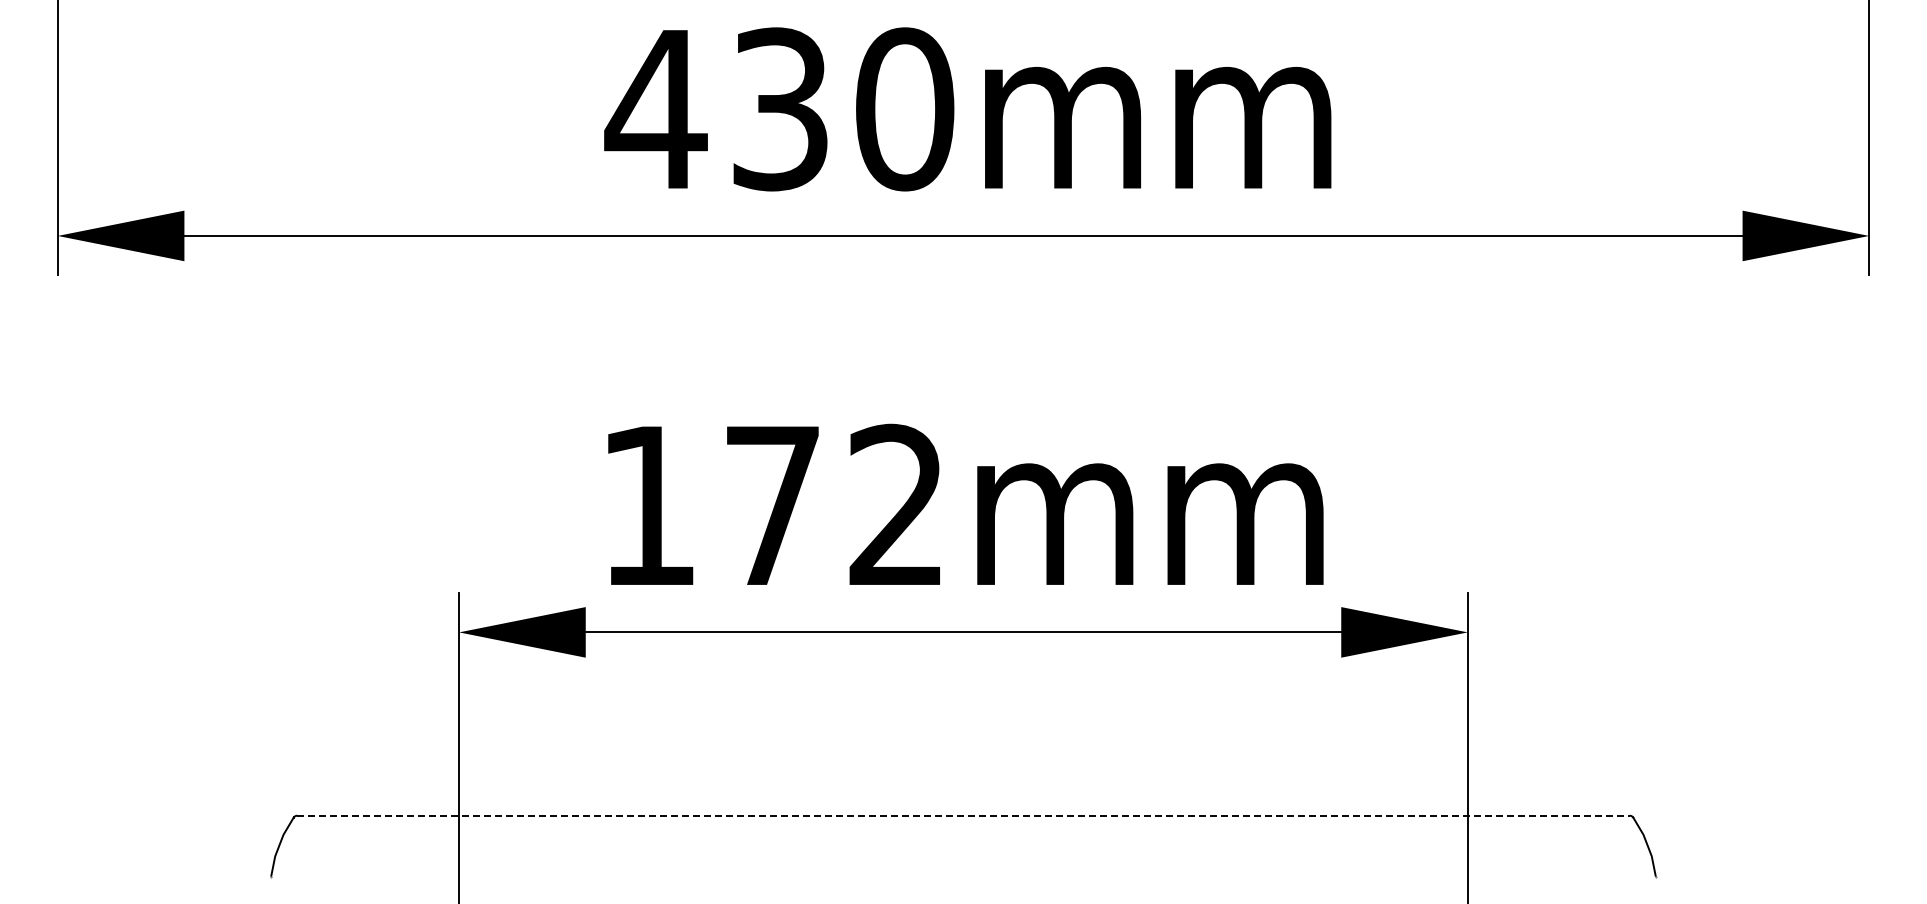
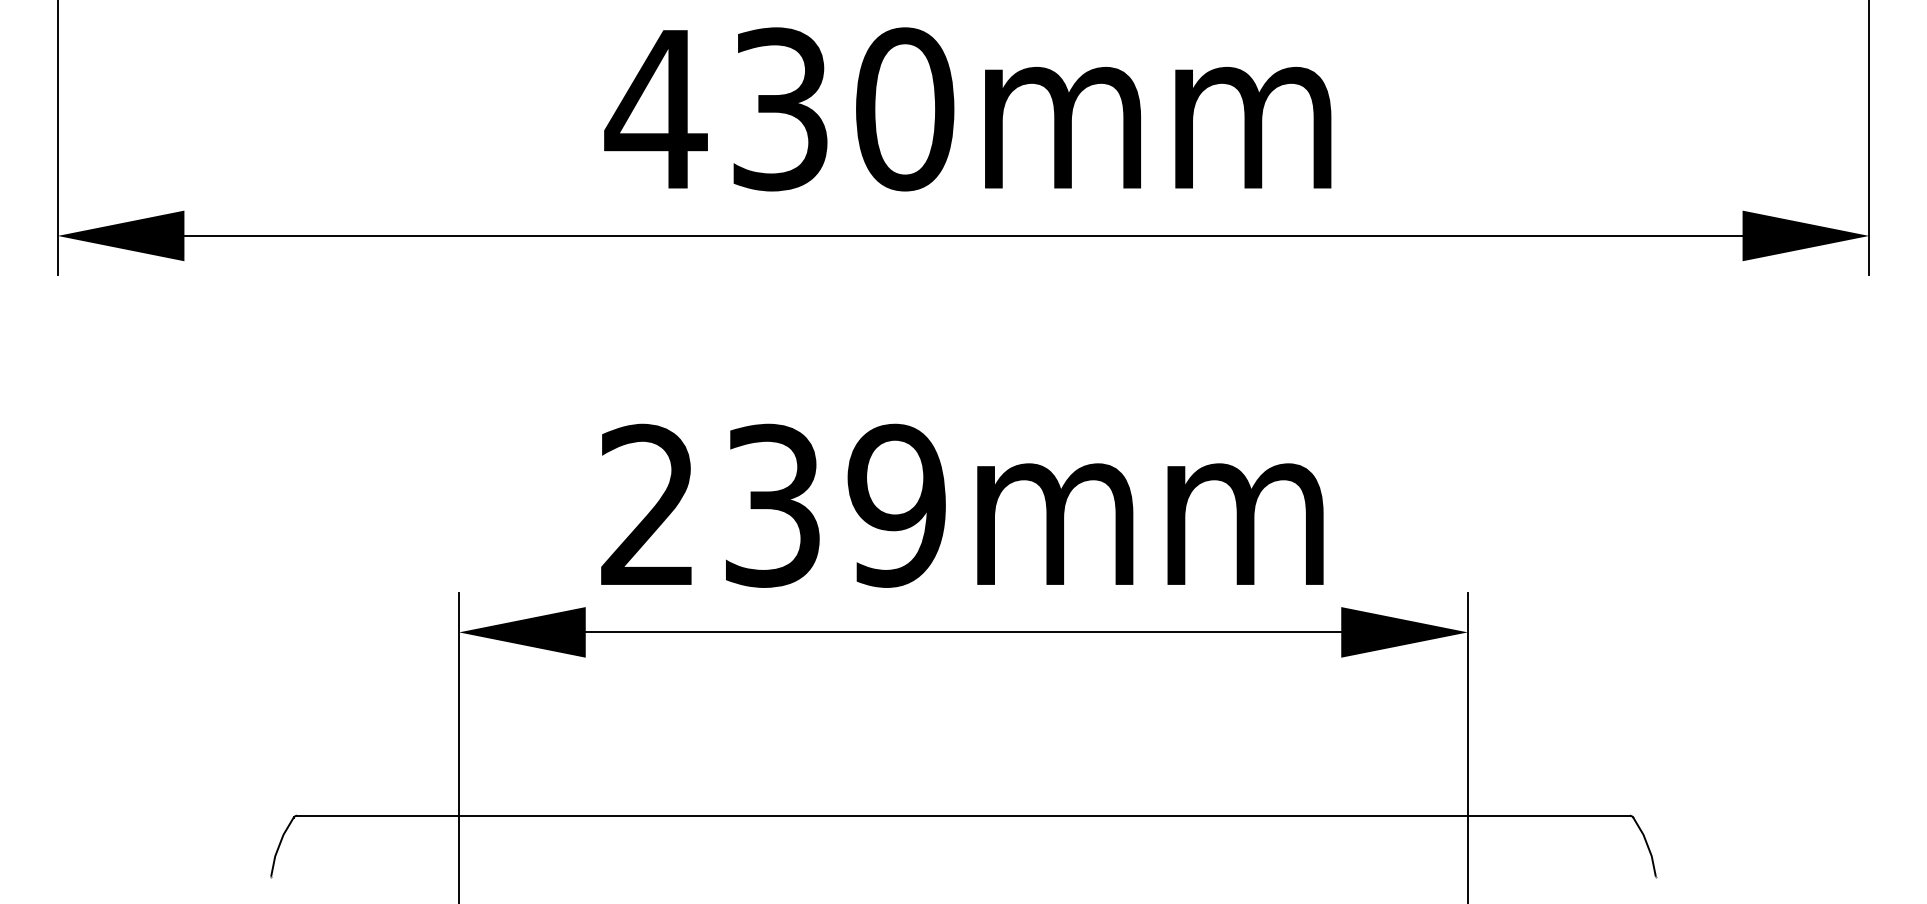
text: 172mm -> 239mm (773, 505)
line: dashed -> solid (963, 815)
